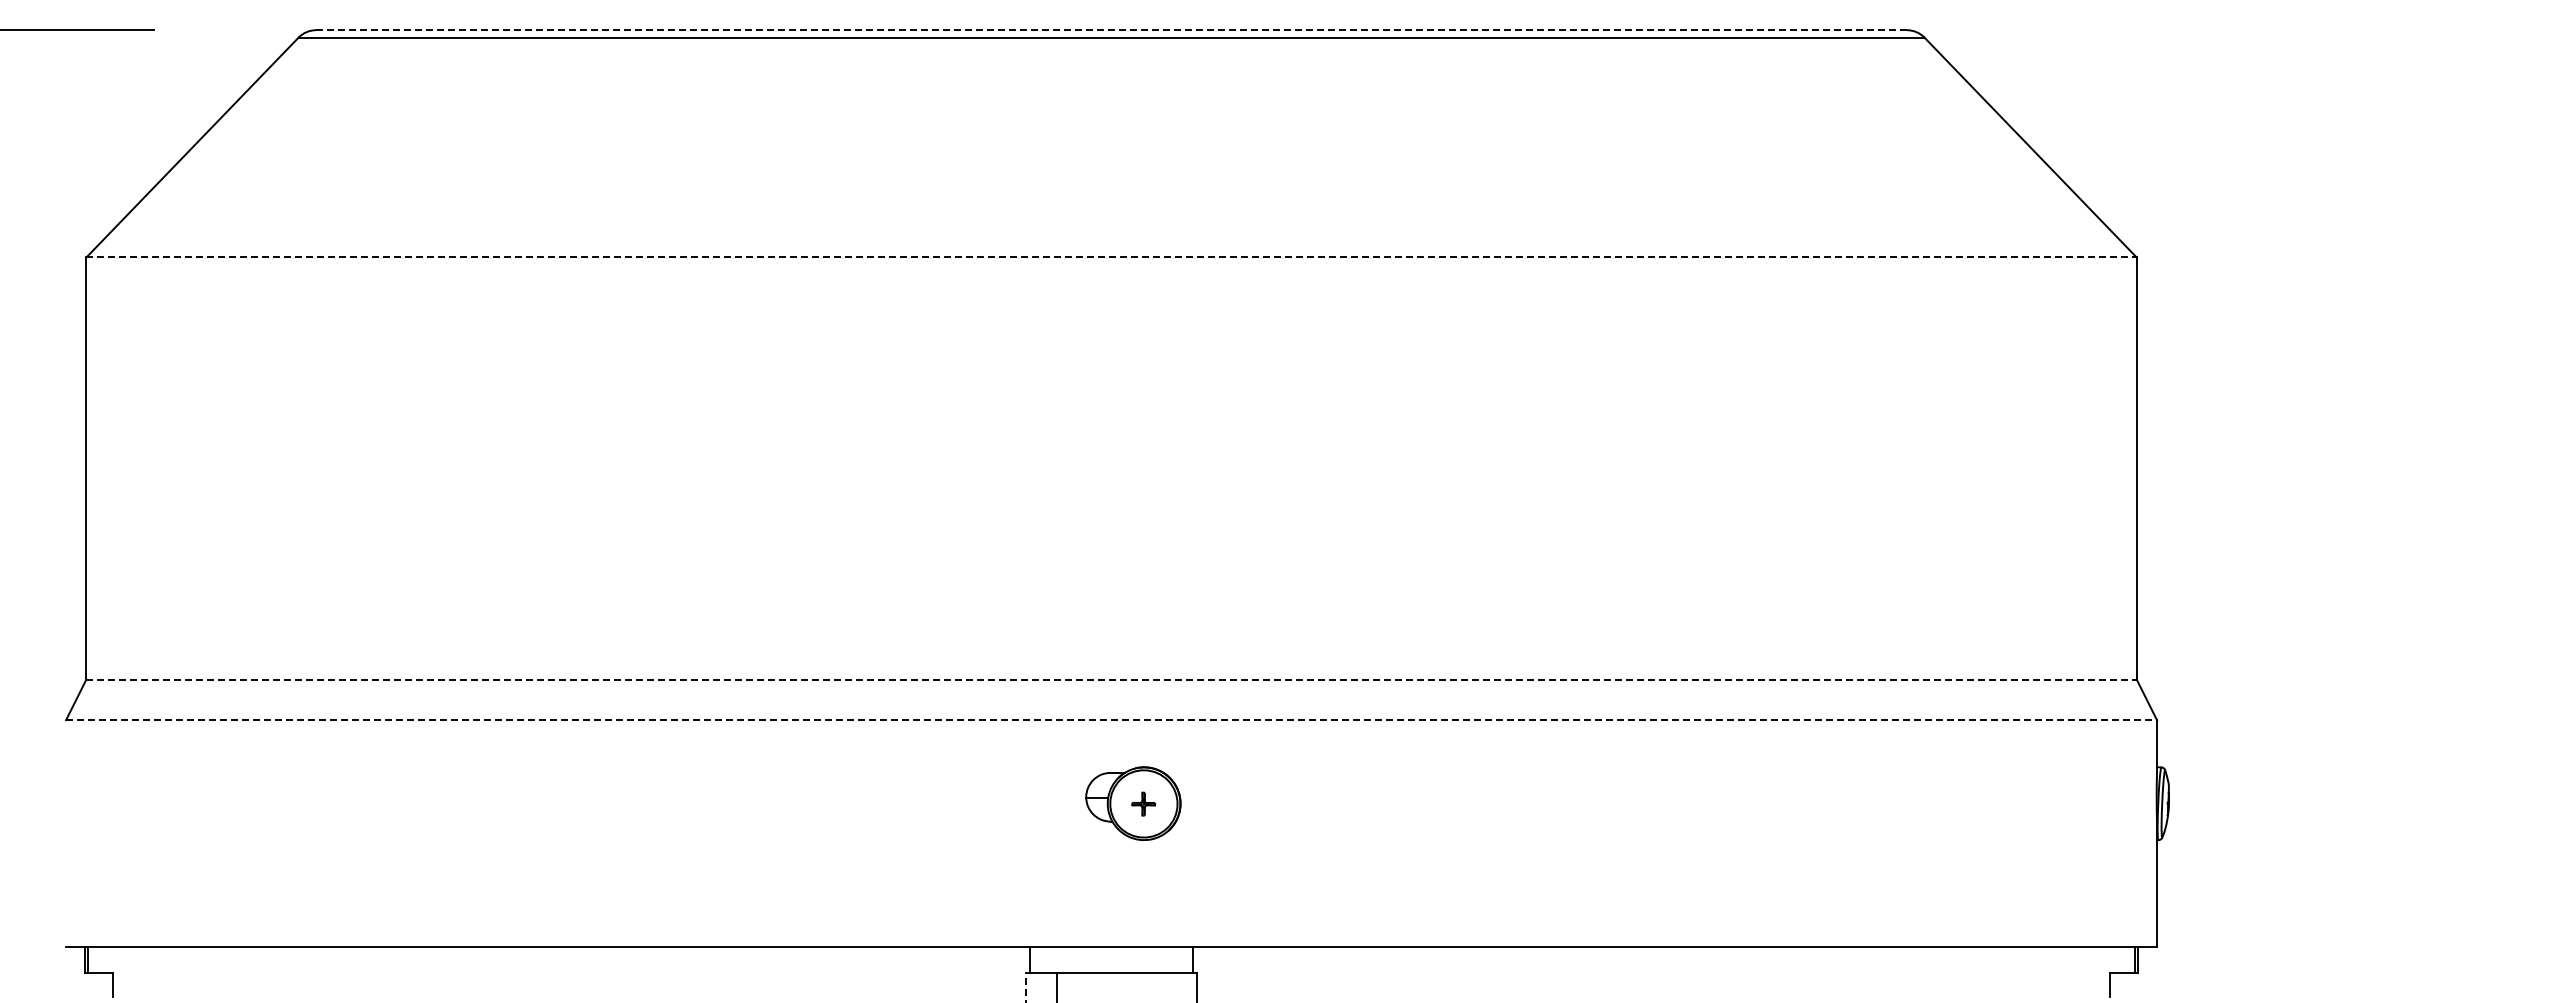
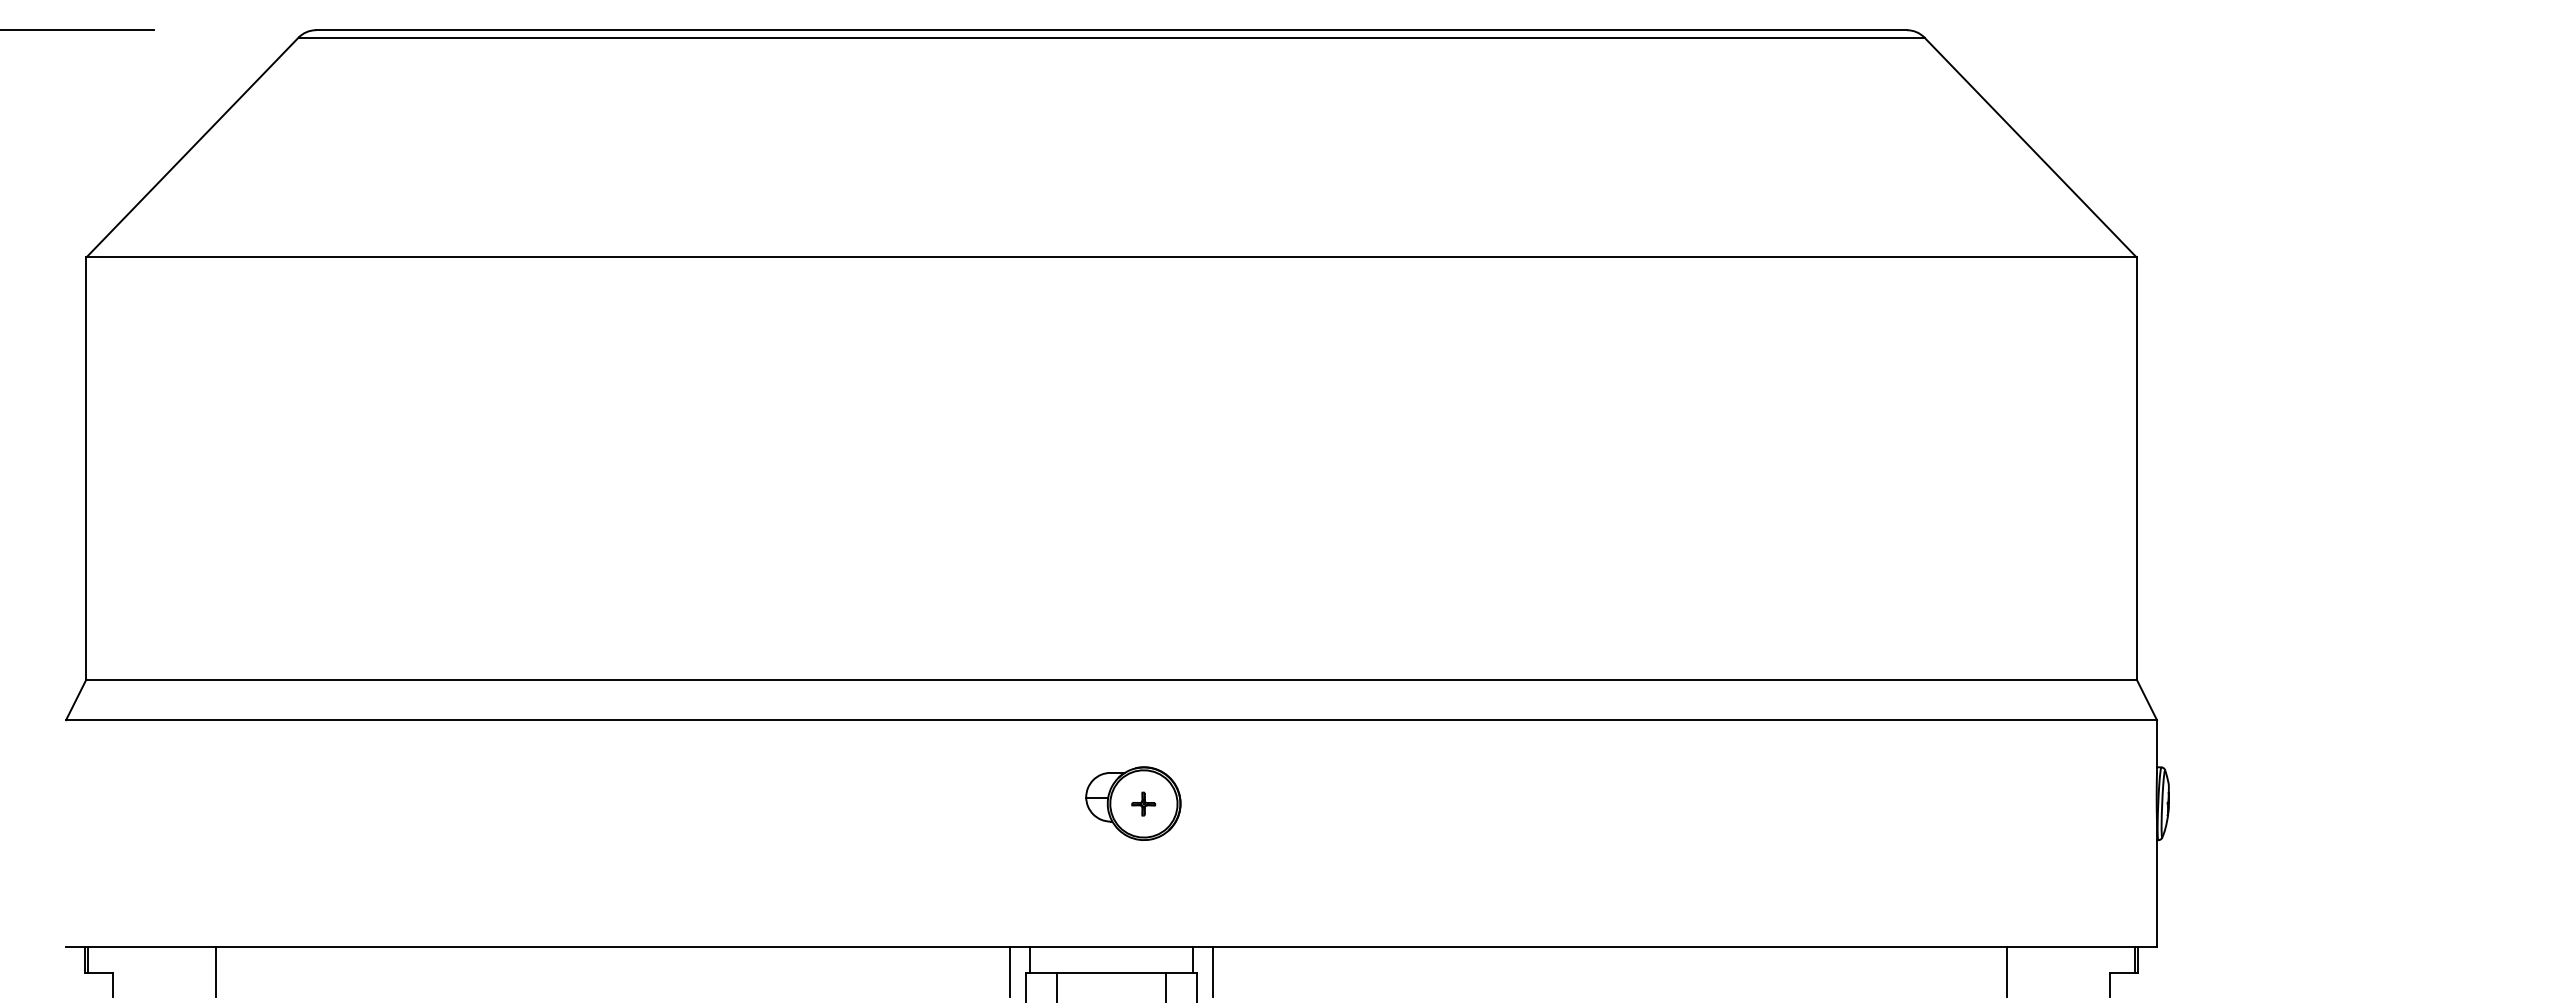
line: dashed -> solid (1111, 30)
line: dashed -> solid (1112, 257)
line: dashed -> solid (1112, 679)
line: dashed -> solid (1112, 720)
line: none -> present (216, 972)
line: none -> present (1010, 972)
line: none -> present (1213, 972)
line: none -> present (2006, 972)
line: none -> present (1166, 985)
line: dashed -> solid (1026, 987)
